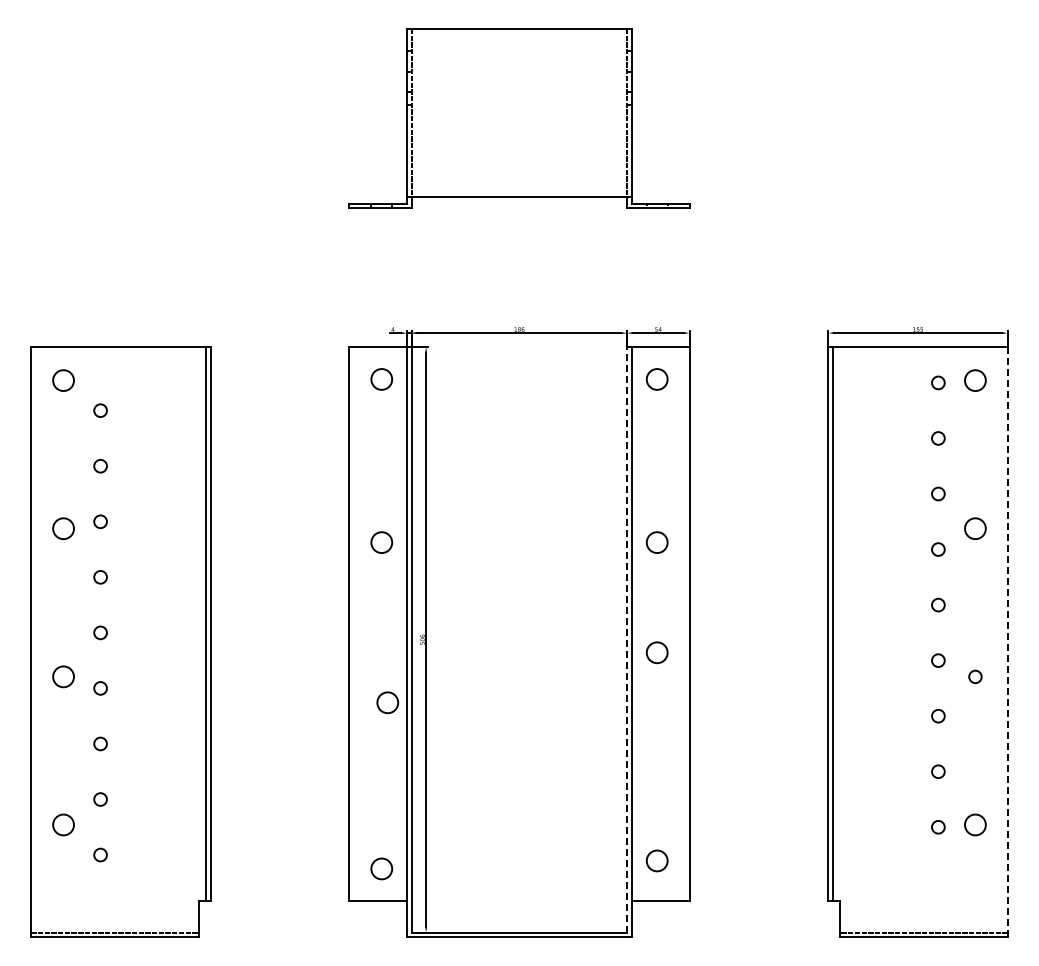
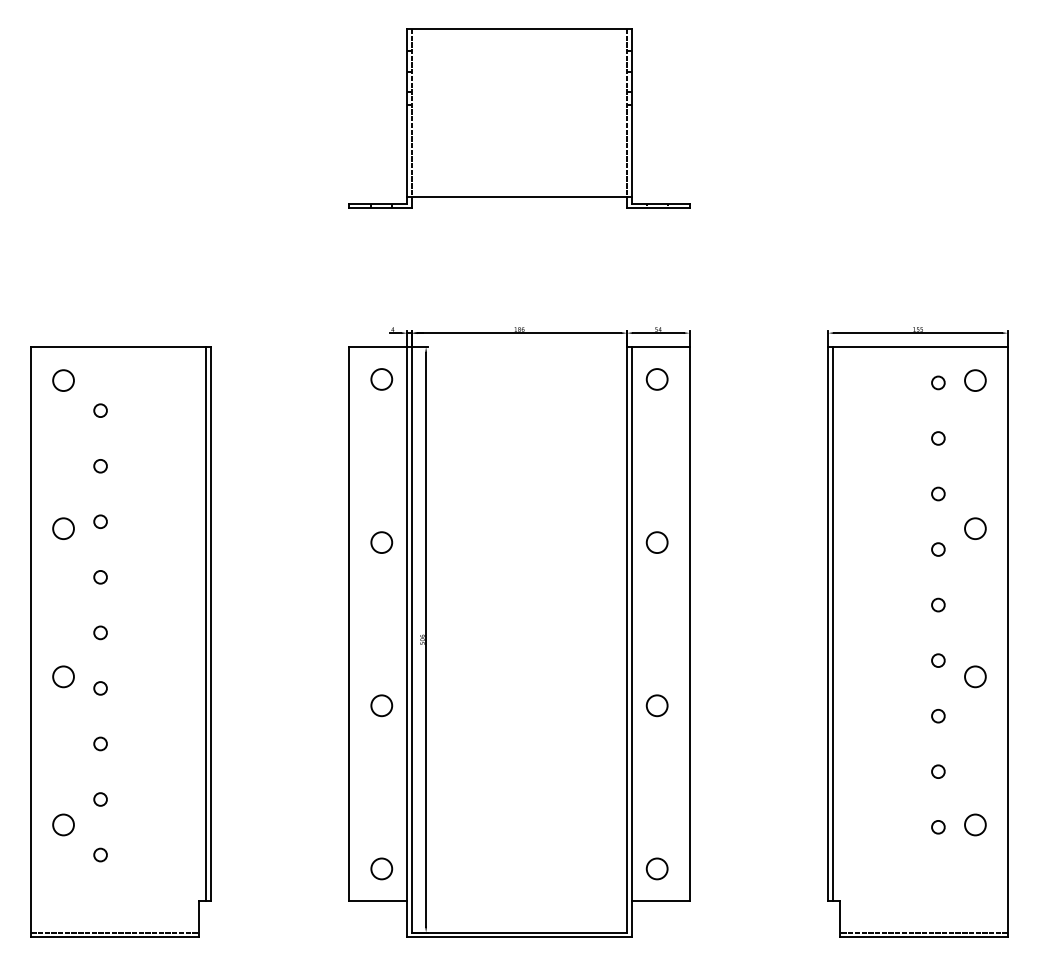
line: dashed -> solid (627, 639)
line: dashed -> solid (1007, 642)
circle position: (656, 652) -> (656, 705) (656, 705)
circle size: 15x15 px -> 23x24 px (975, 676)
circle position: (387, 702) -> (381, 705) (381, 705)
circle position: (656, 860) -> (656, 868) (656, 868)
